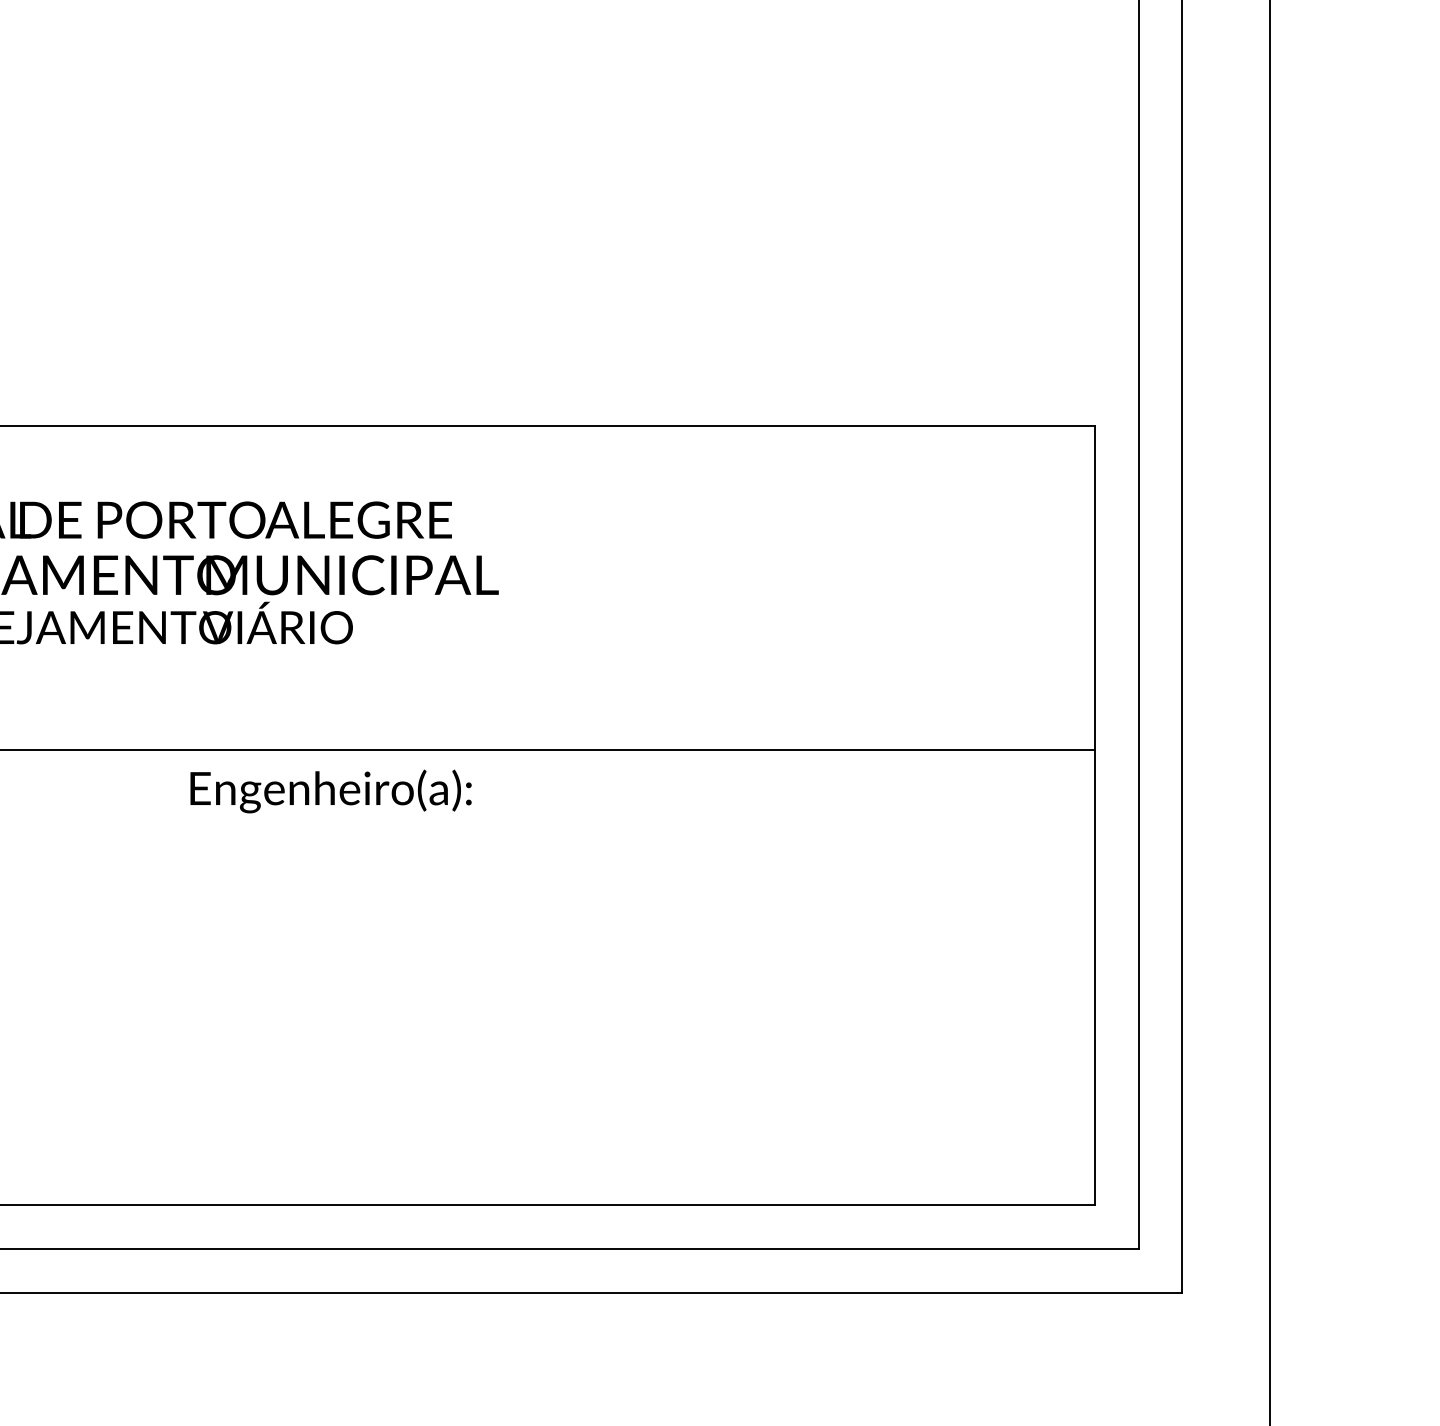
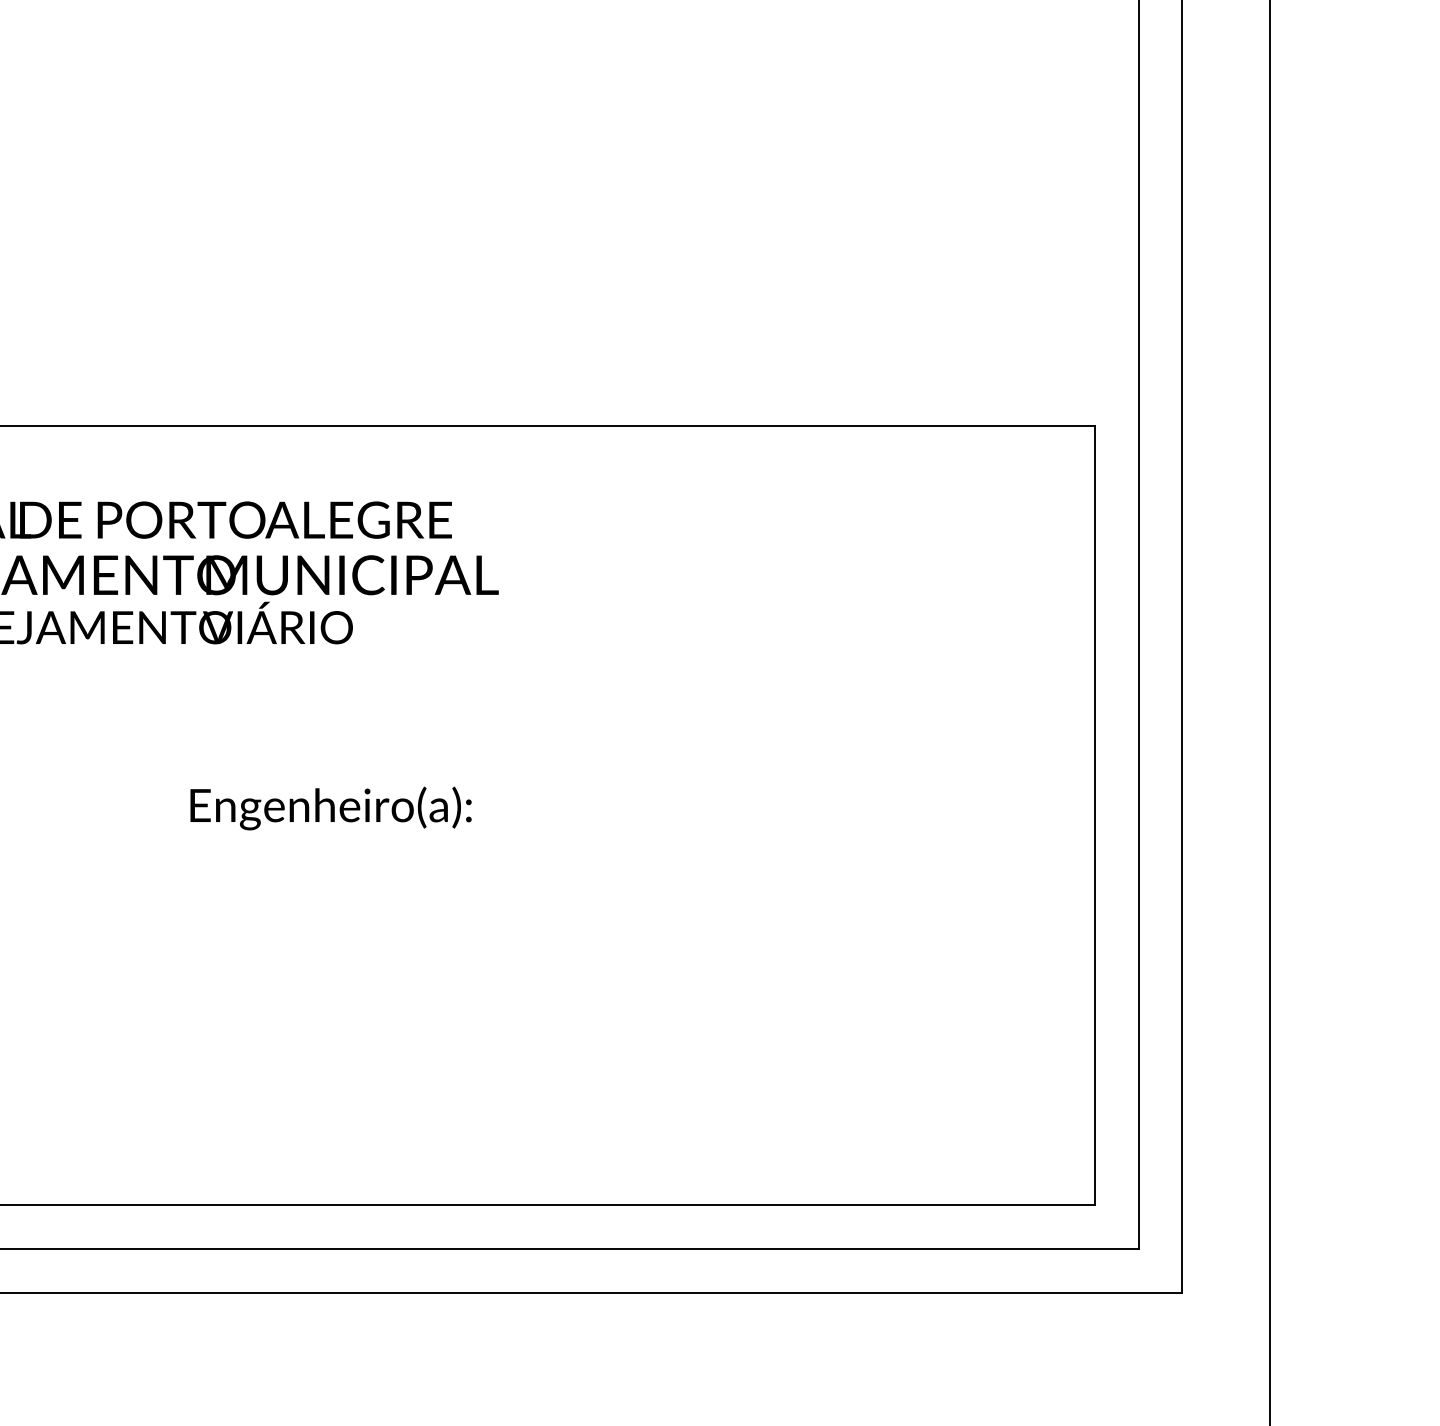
line: present -> none (548, 750)
text position: (330, 791) -> (330, 808) (330, 808)
